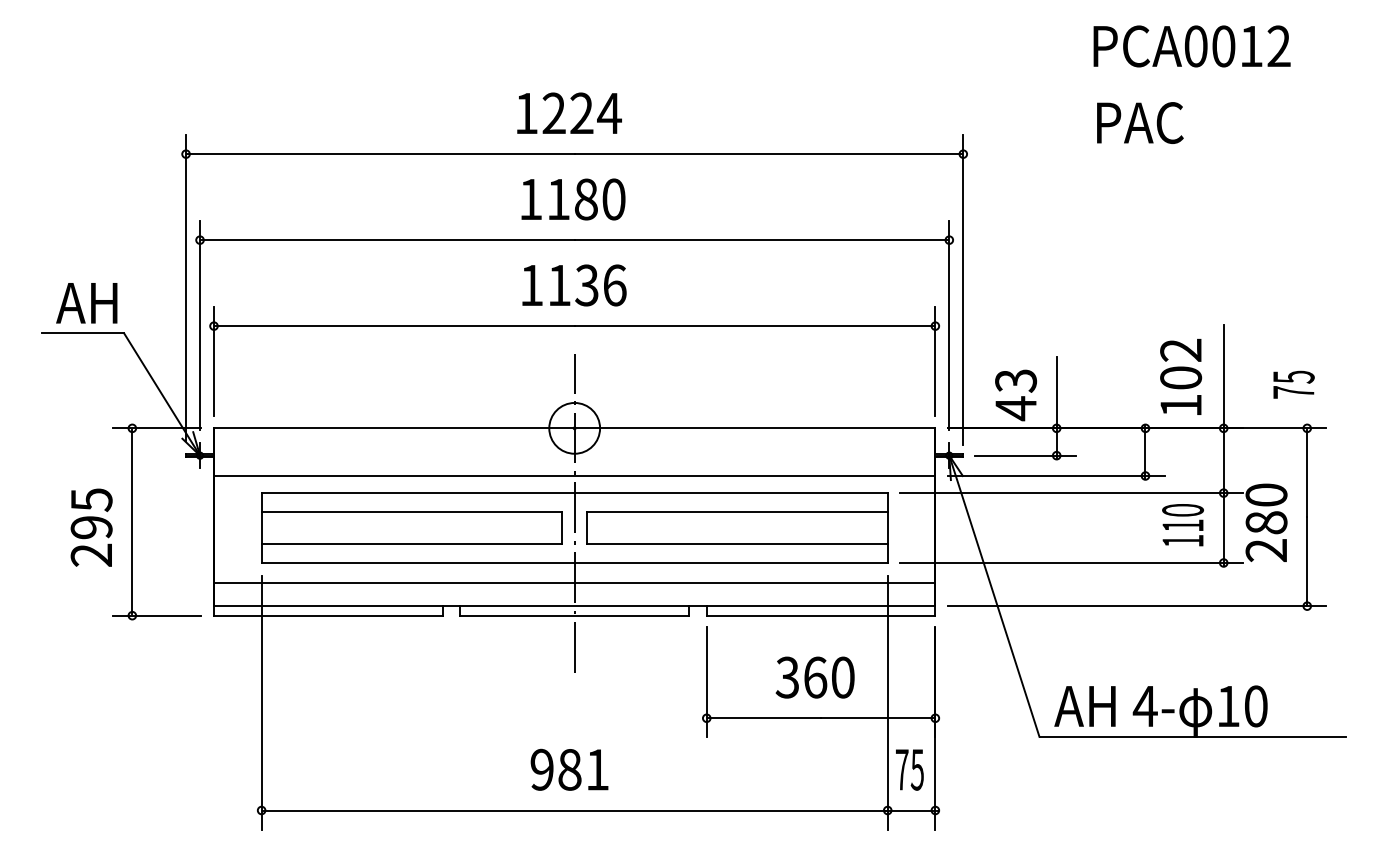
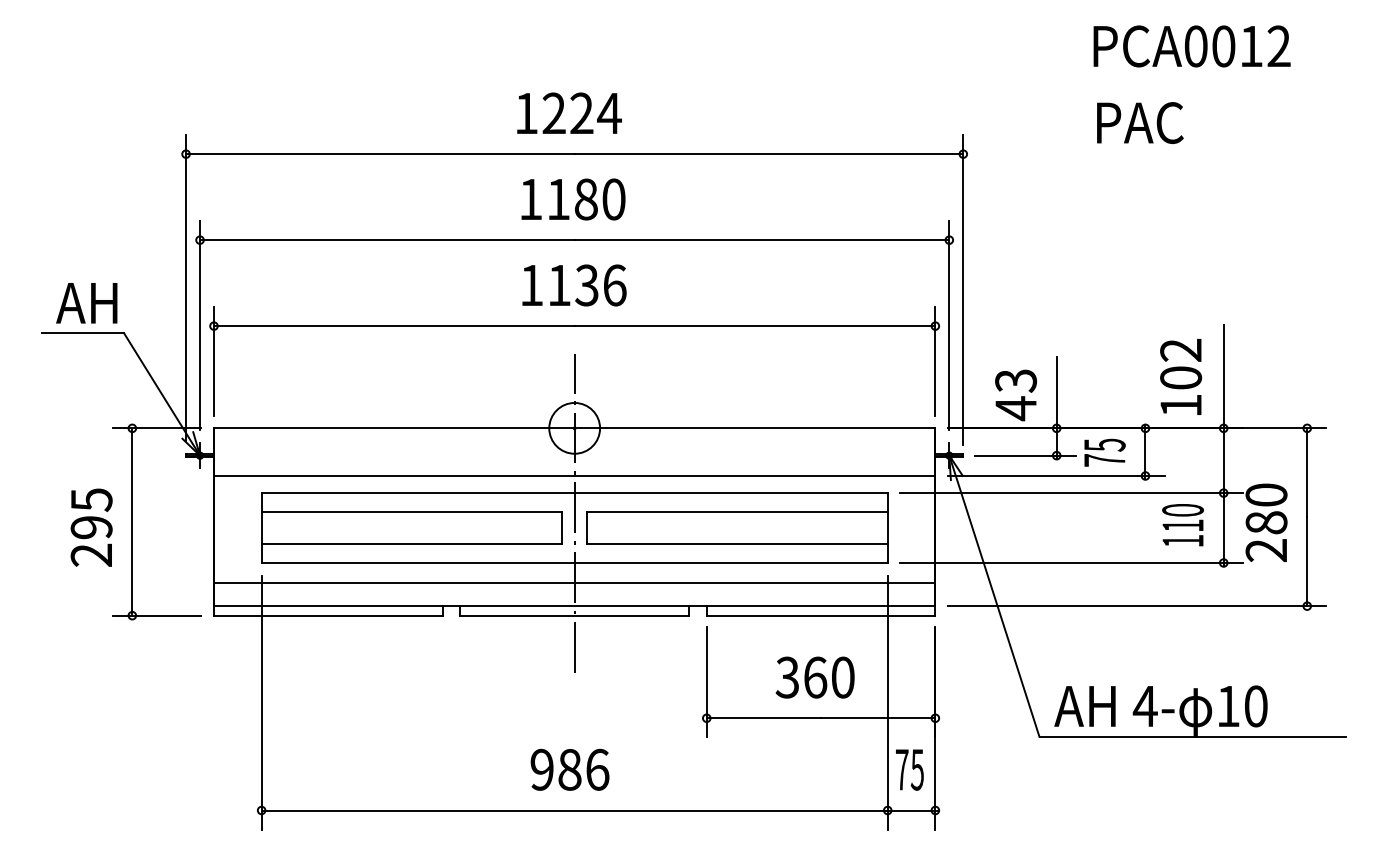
text position: (1293, 384) -> (1104, 452) (1104, 452)
text: 981 -> 986 (597, 769)
